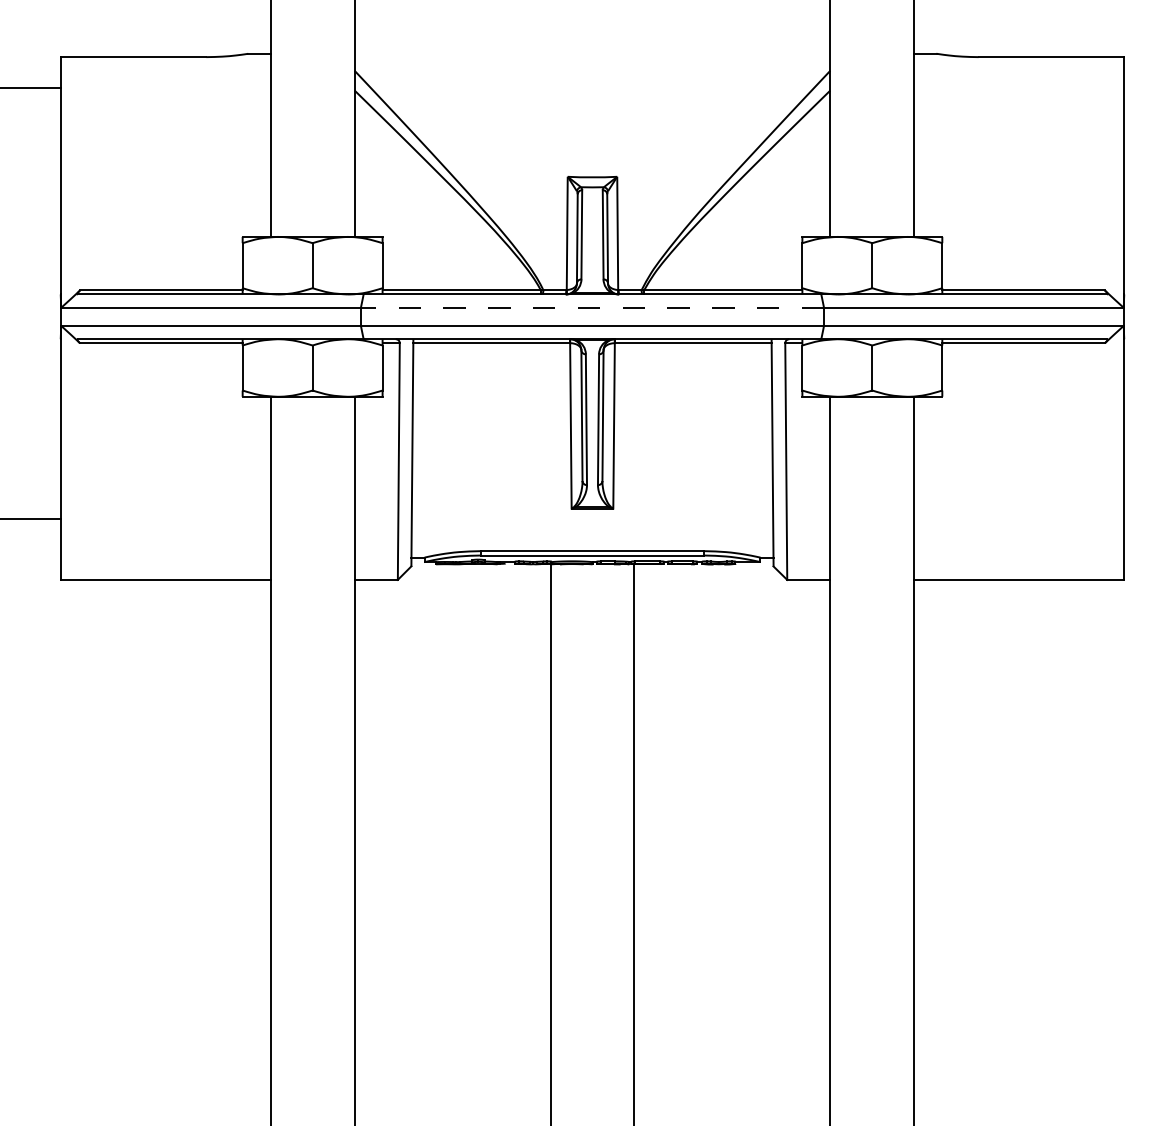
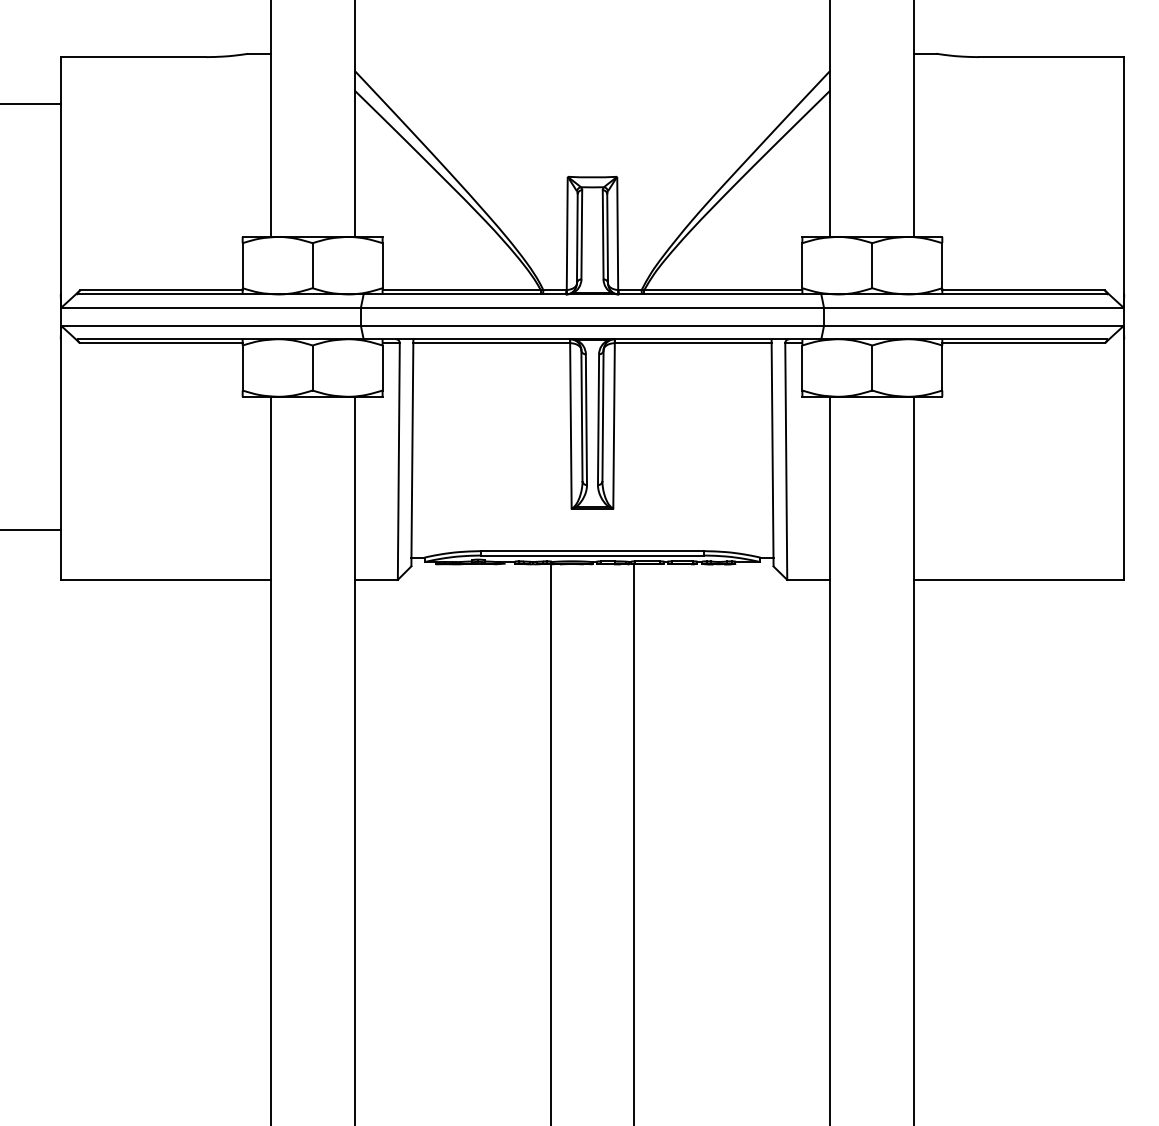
line position: (31, 88) -> (31, 104) (31, 104)
line: dashed -> solid (592, 307)
line position: (31, 518) -> (31, 529) (31, 529)
